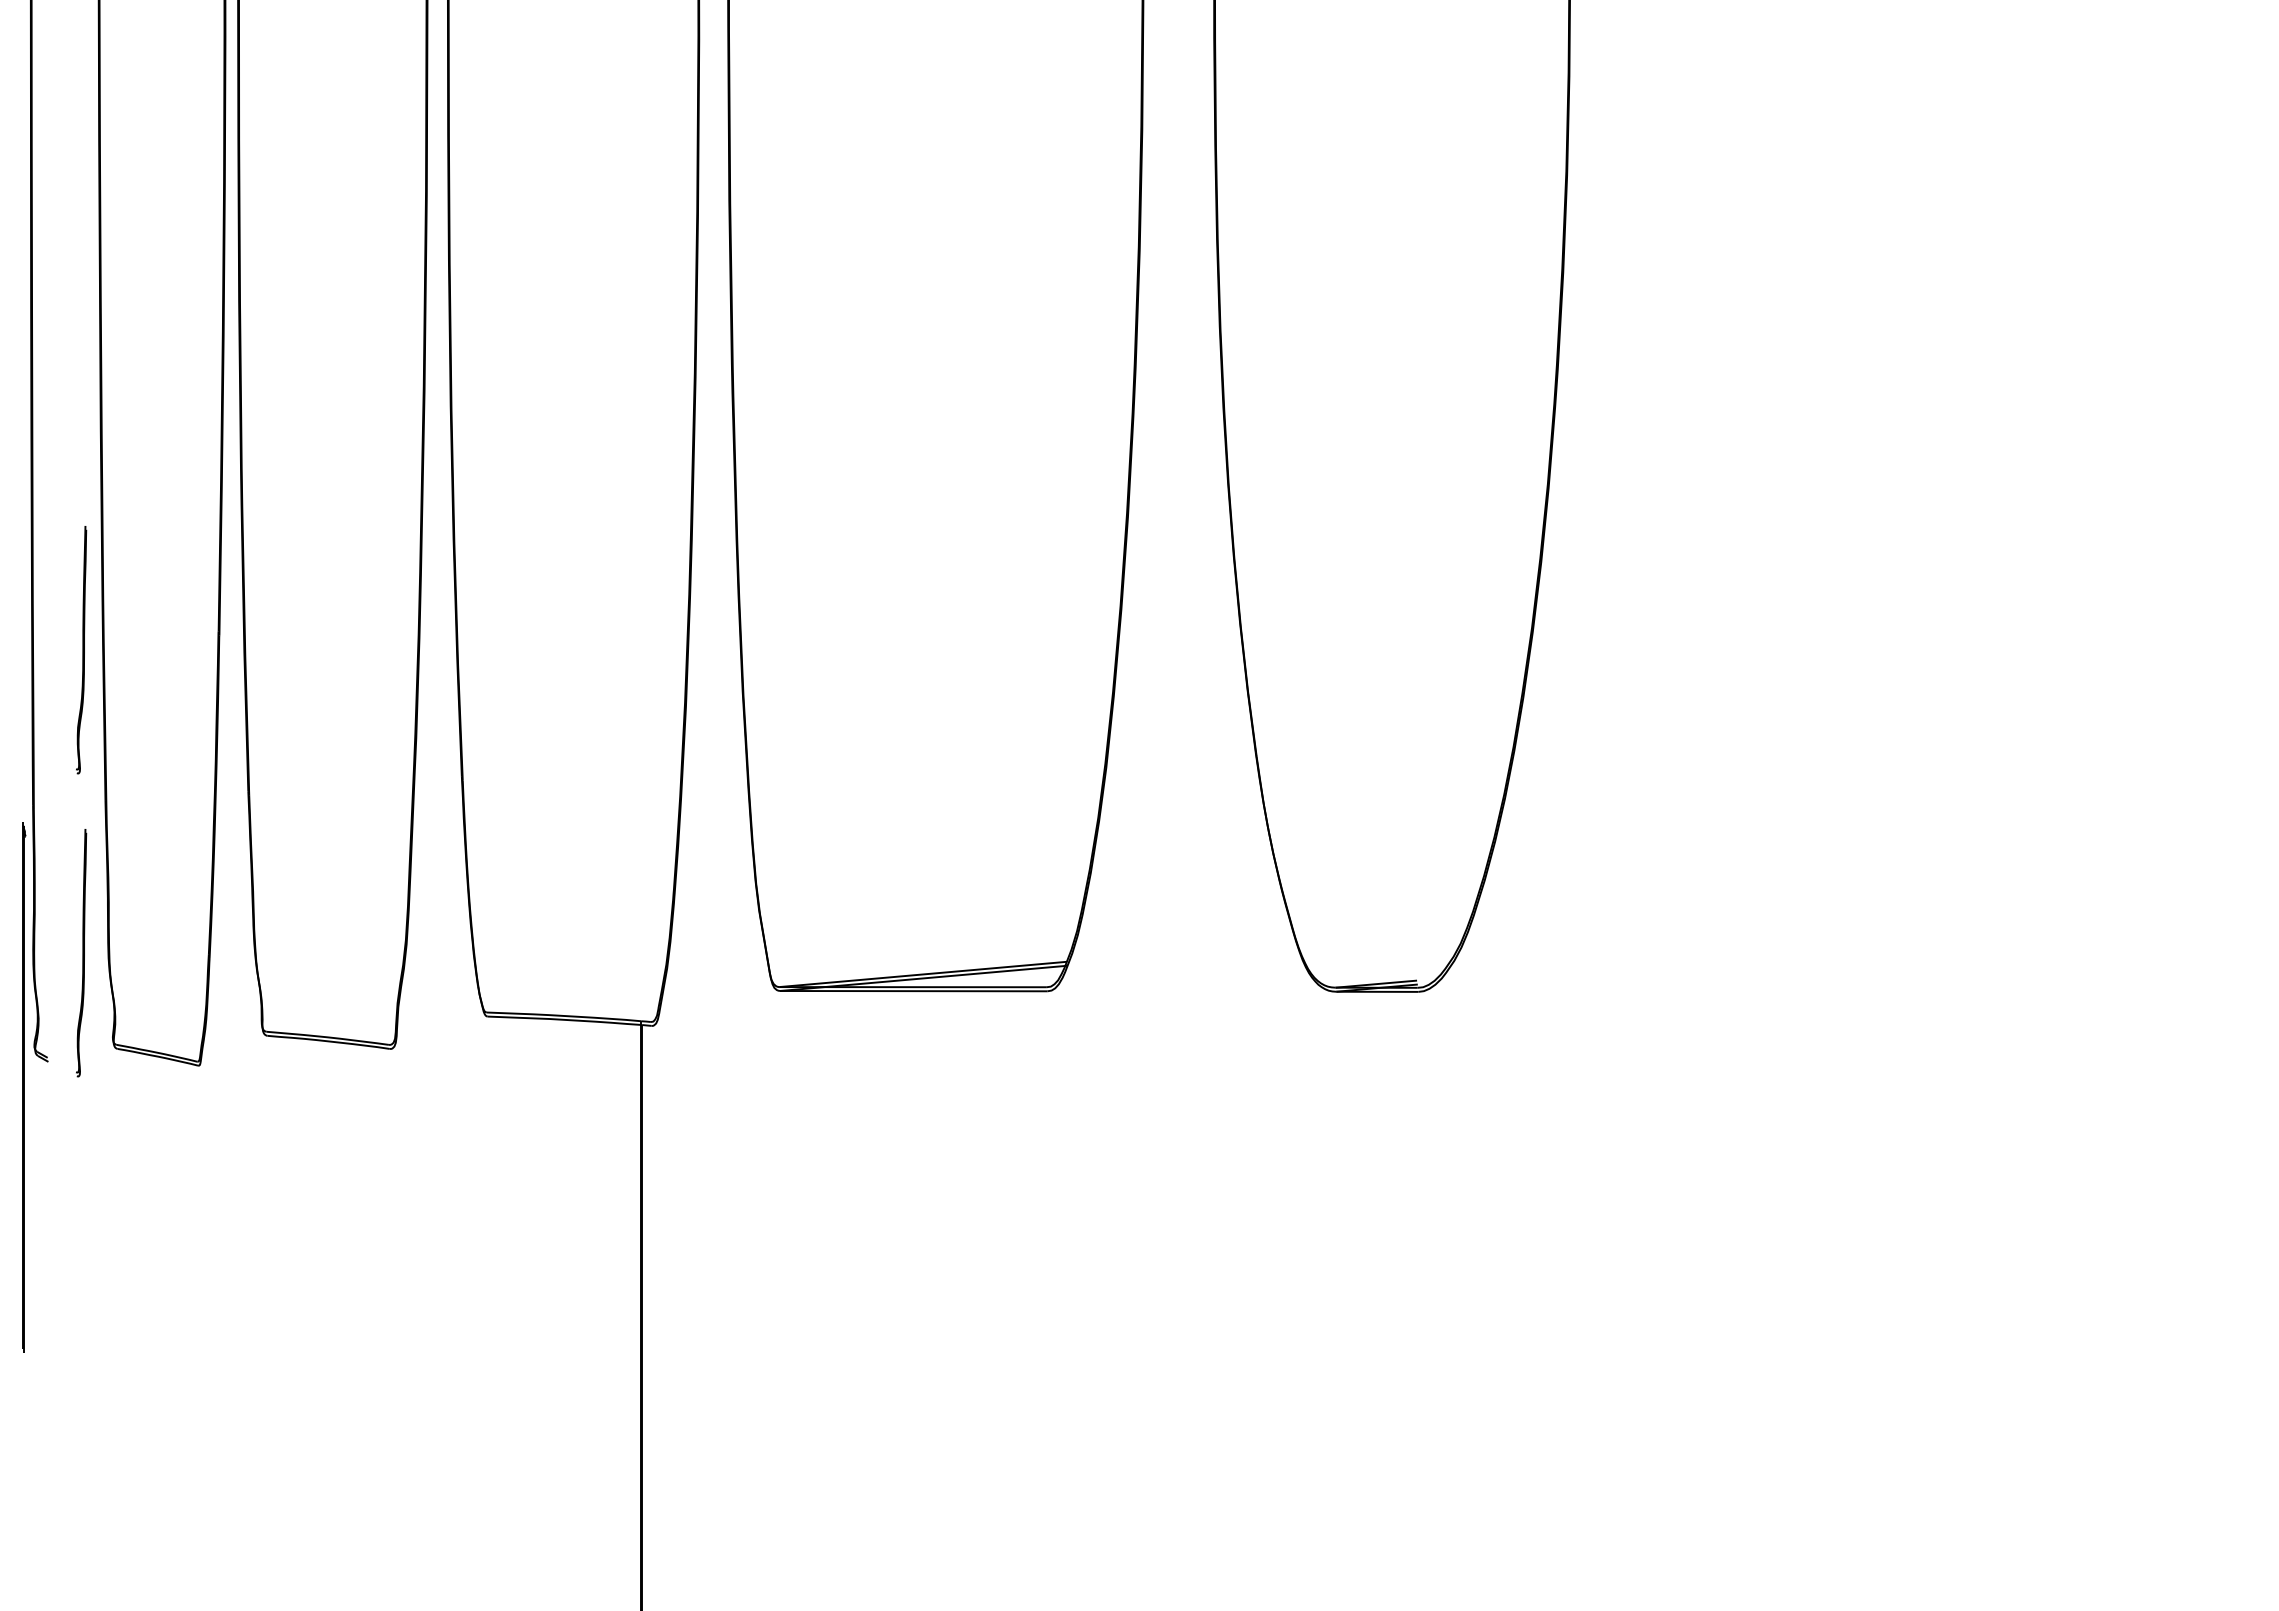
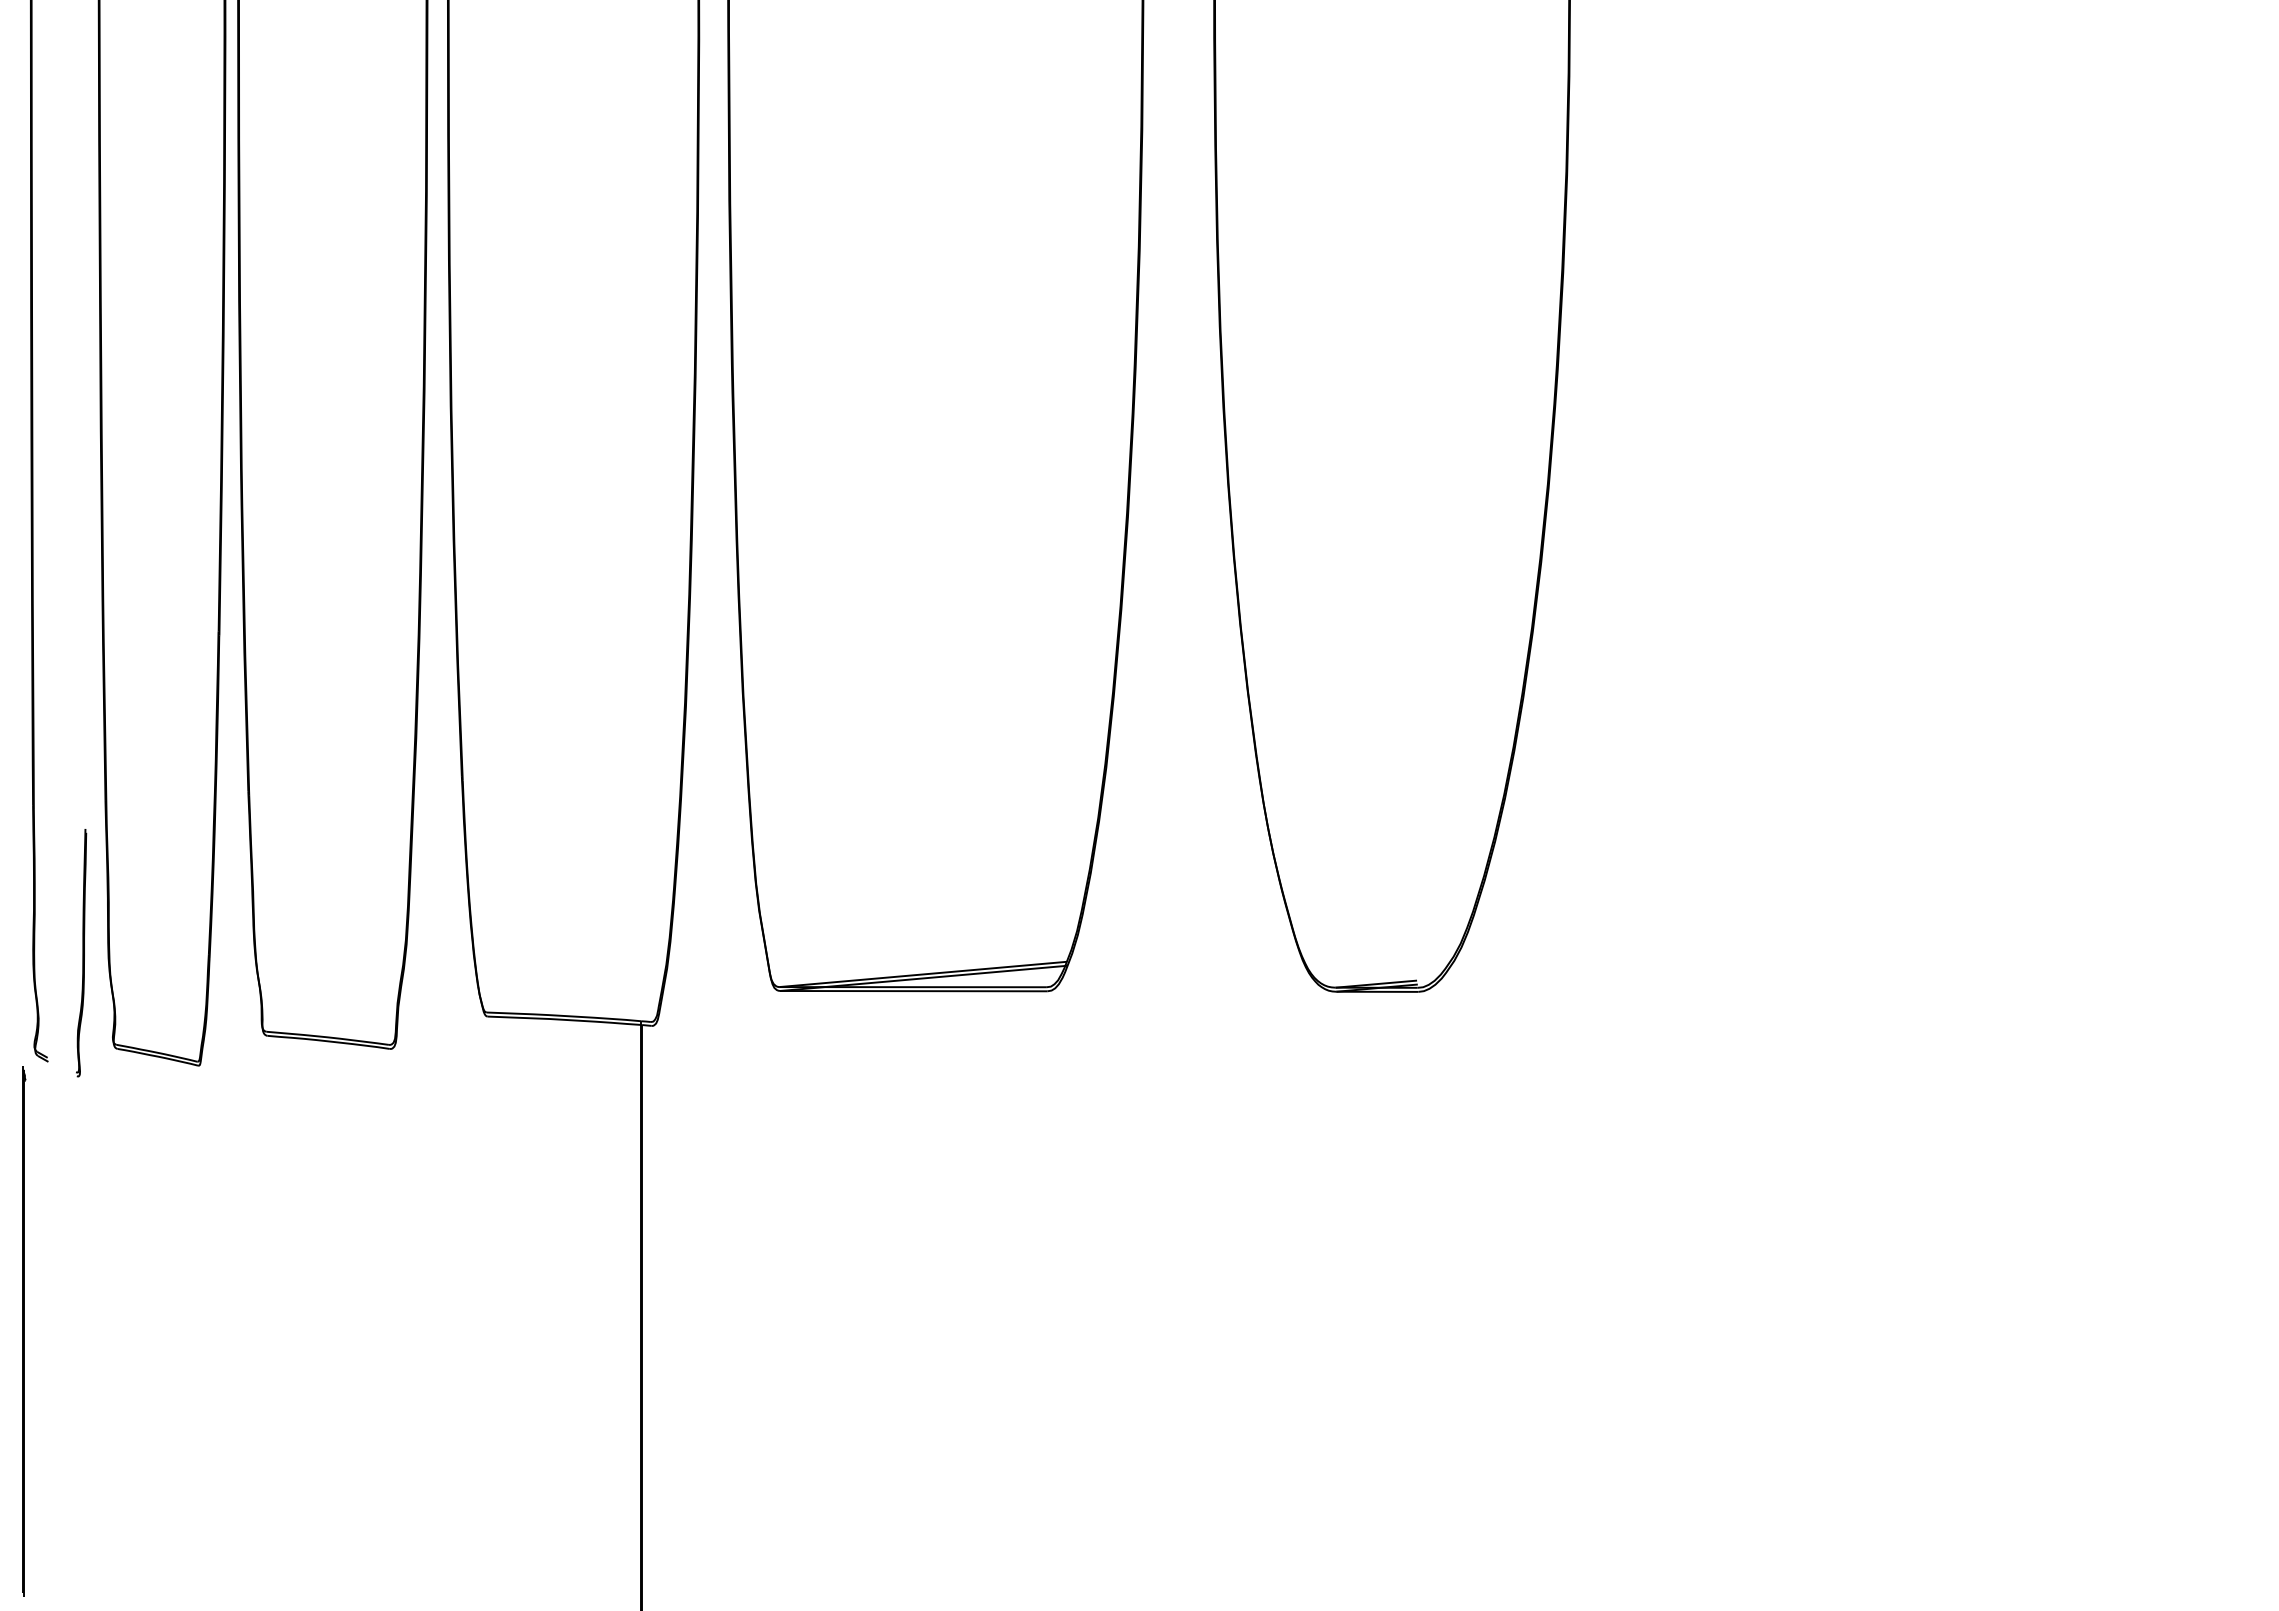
part: present -> none (81, 650)
line position: (24, 1087) -> (24, 1331) (24, 1331)
